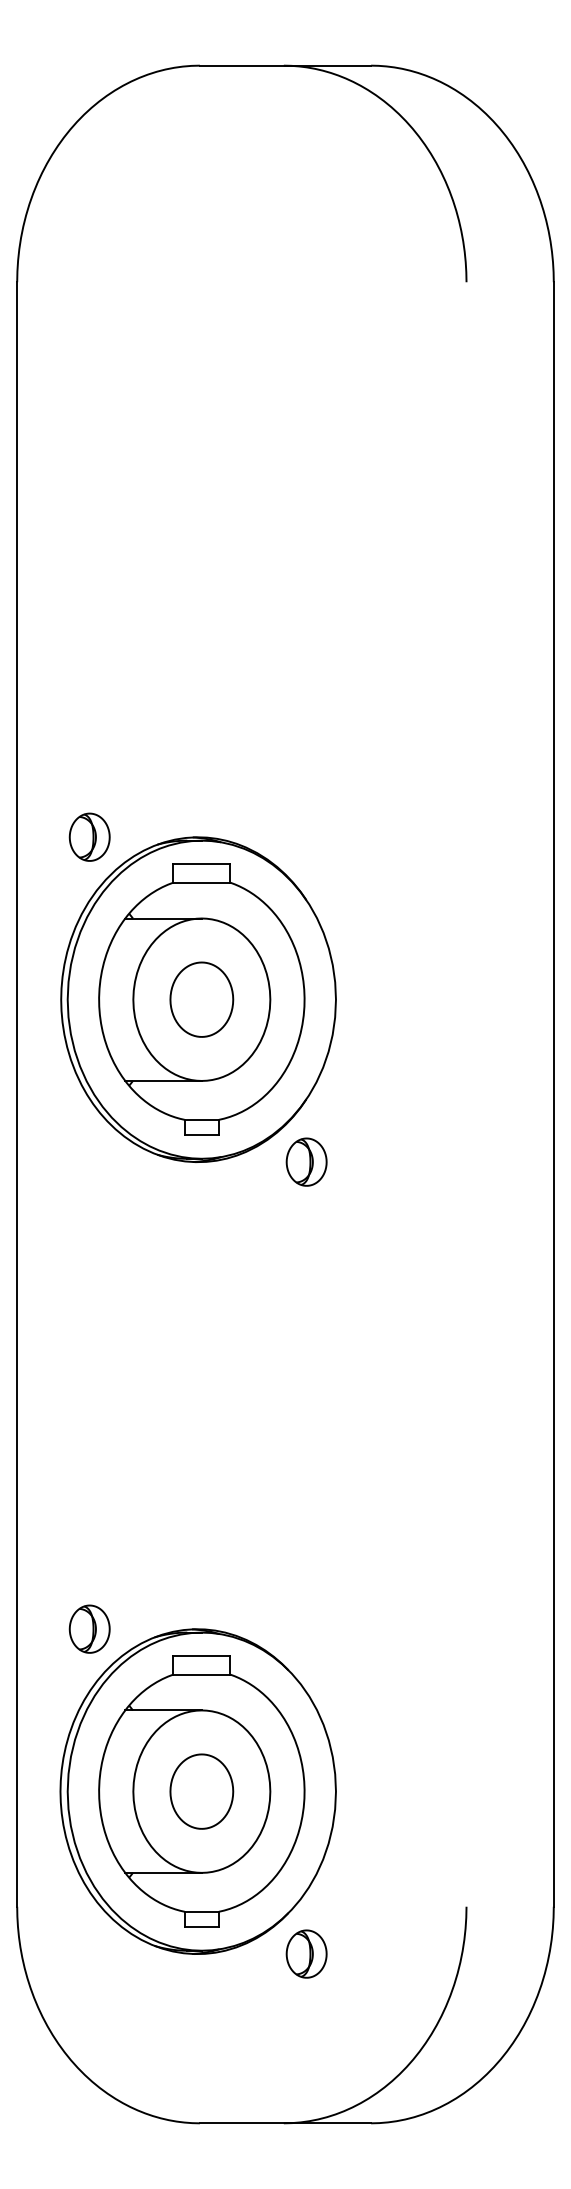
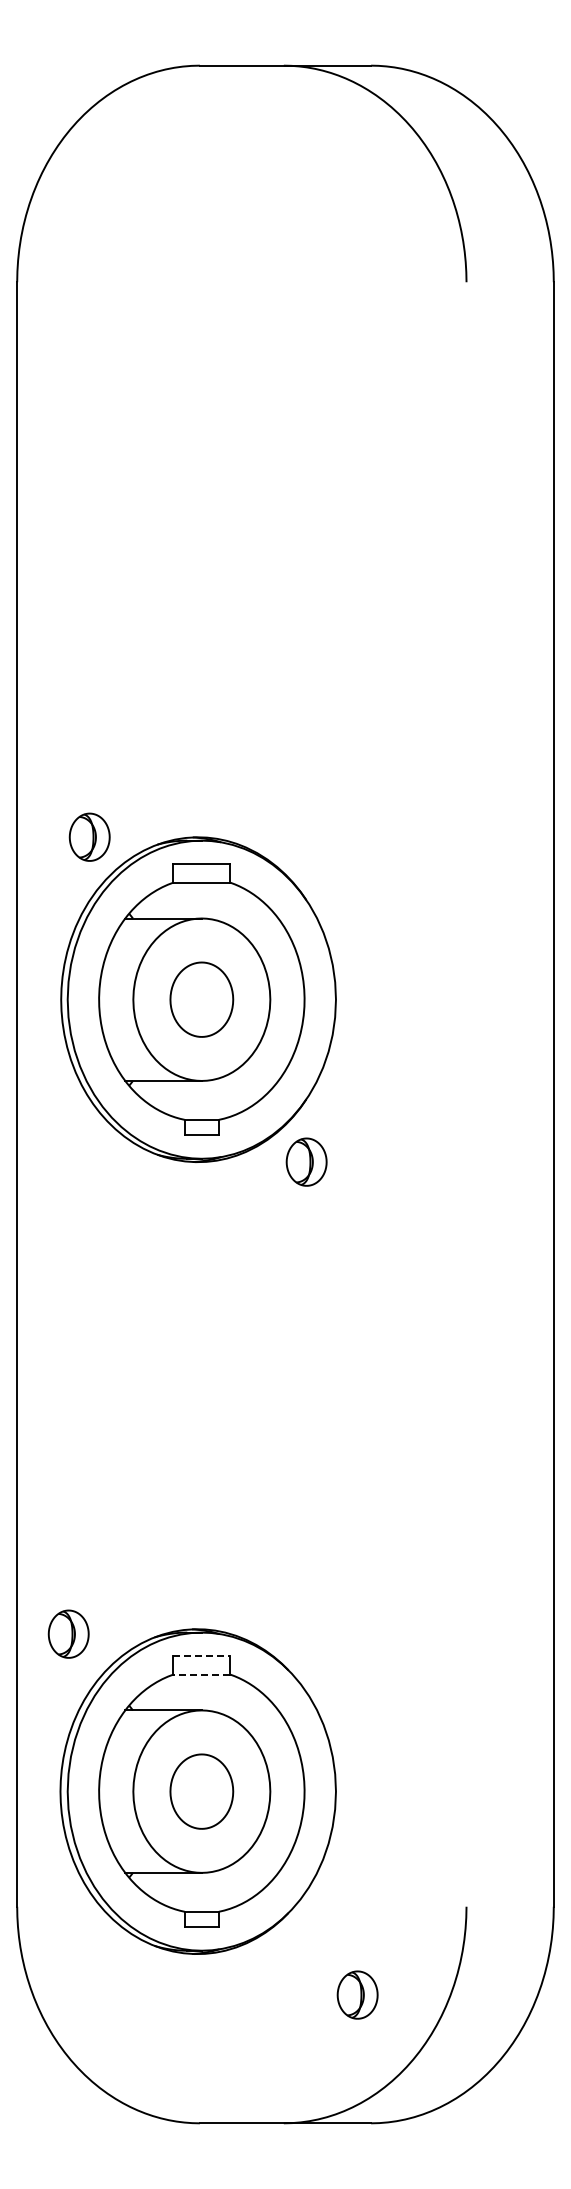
part position: (89, 1628) -> (68, 1633) (68, 1633)
line: solid -> dashed (201, 1656)
line: solid -> dashed (201, 1674)
part position: (306, 1953) -> (357, 1994) (357, 1994)
